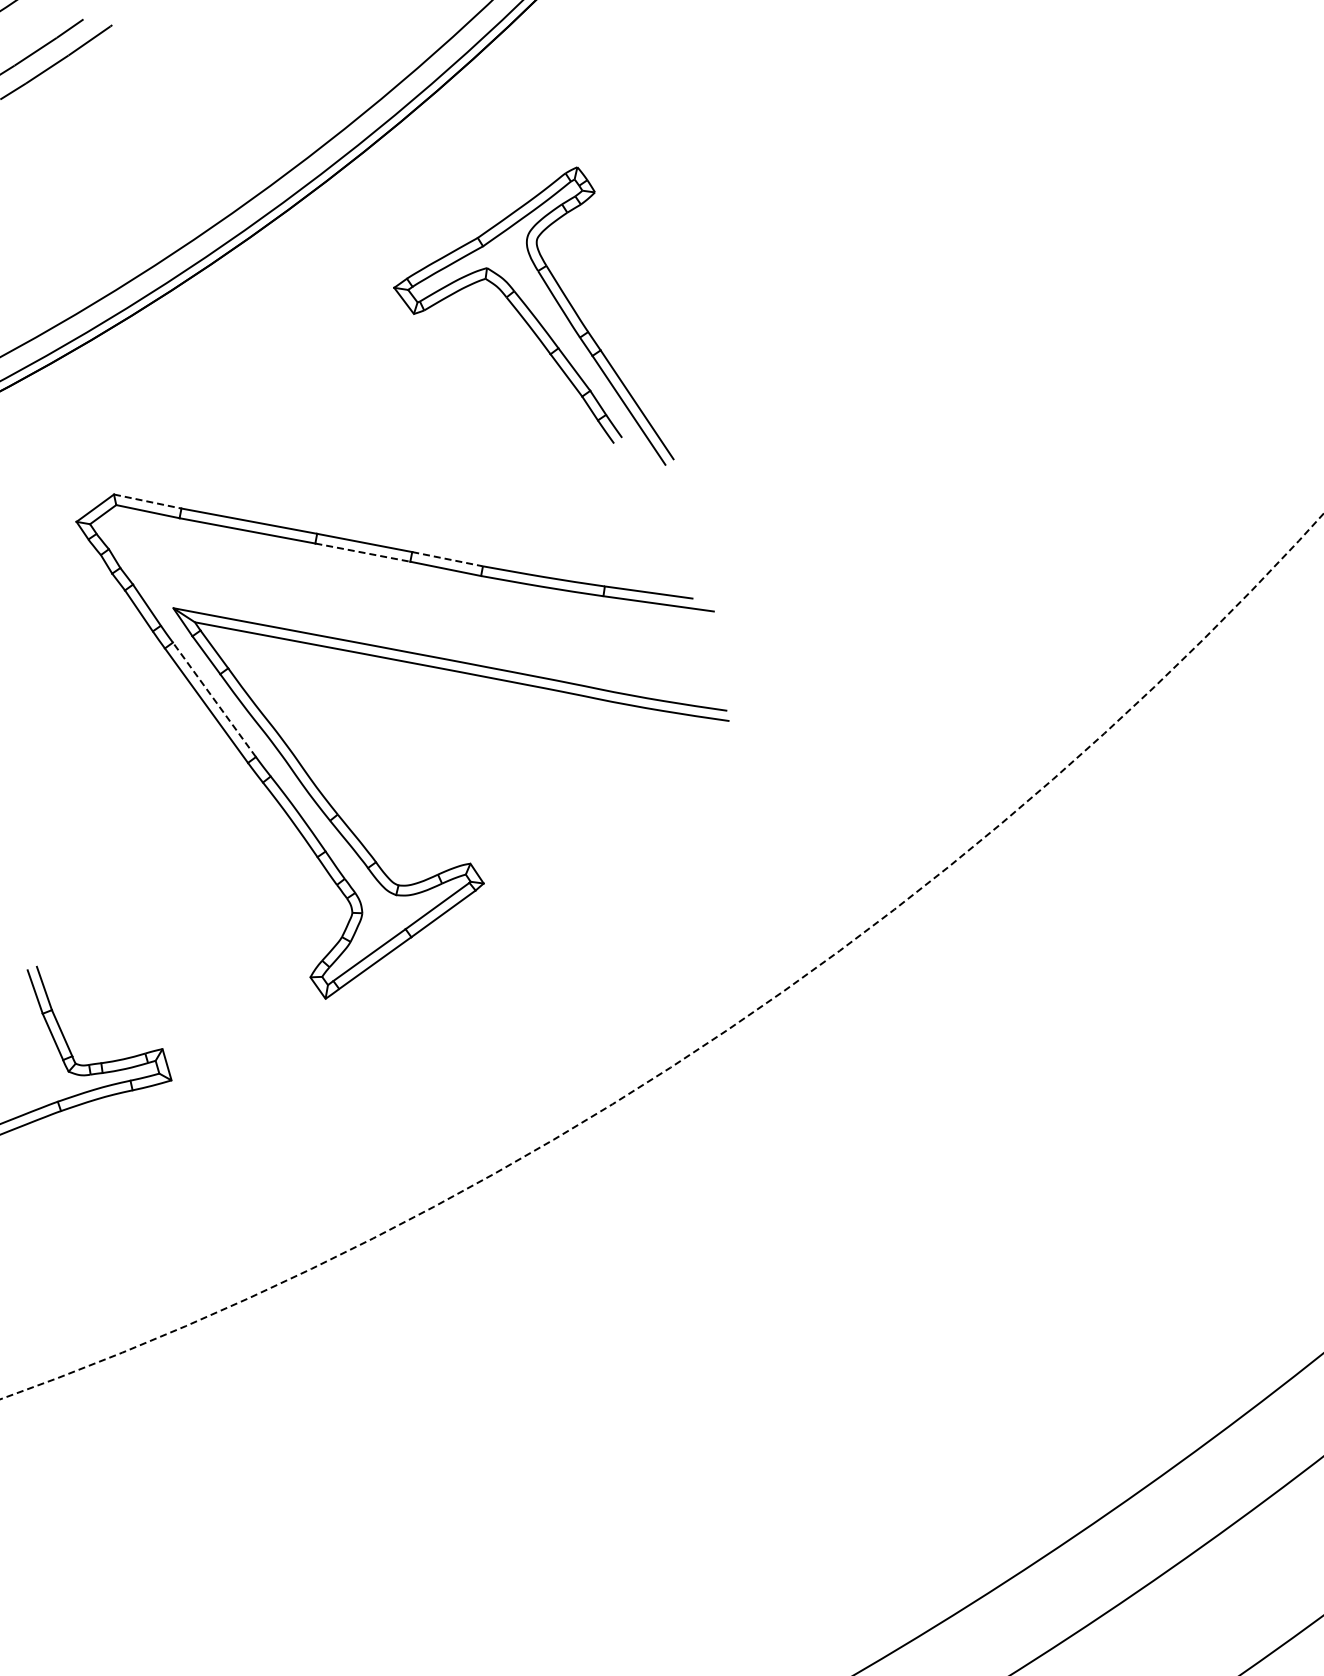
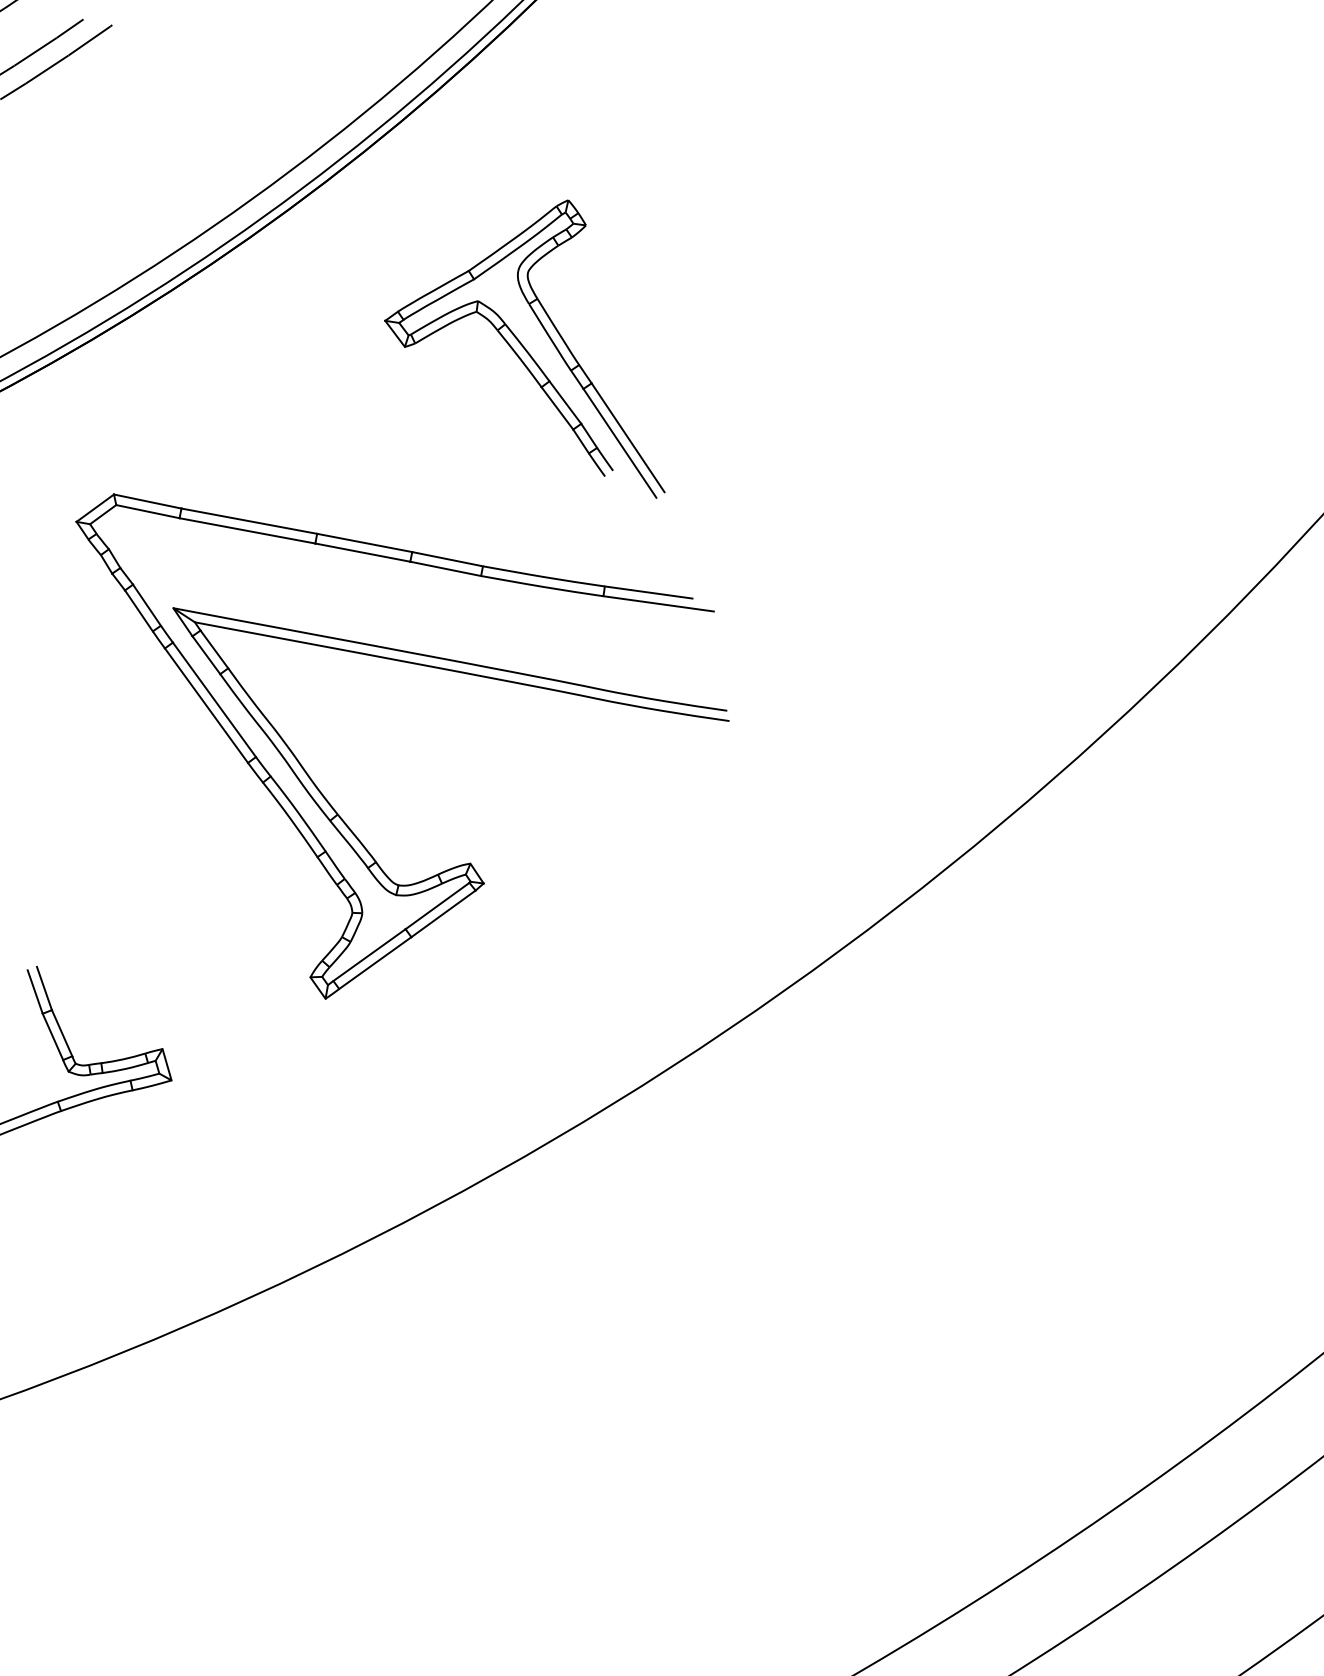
part position: (533, 315) -> (524, 348) (524, 348)
line: dashed -> solid (148, 501)
line: dashed -> solid (363, 552)
line: dashed -> solid (448, 559)
line: dashed -> solid (214, 699)
arc: dashed -> solid (718, 1036)
